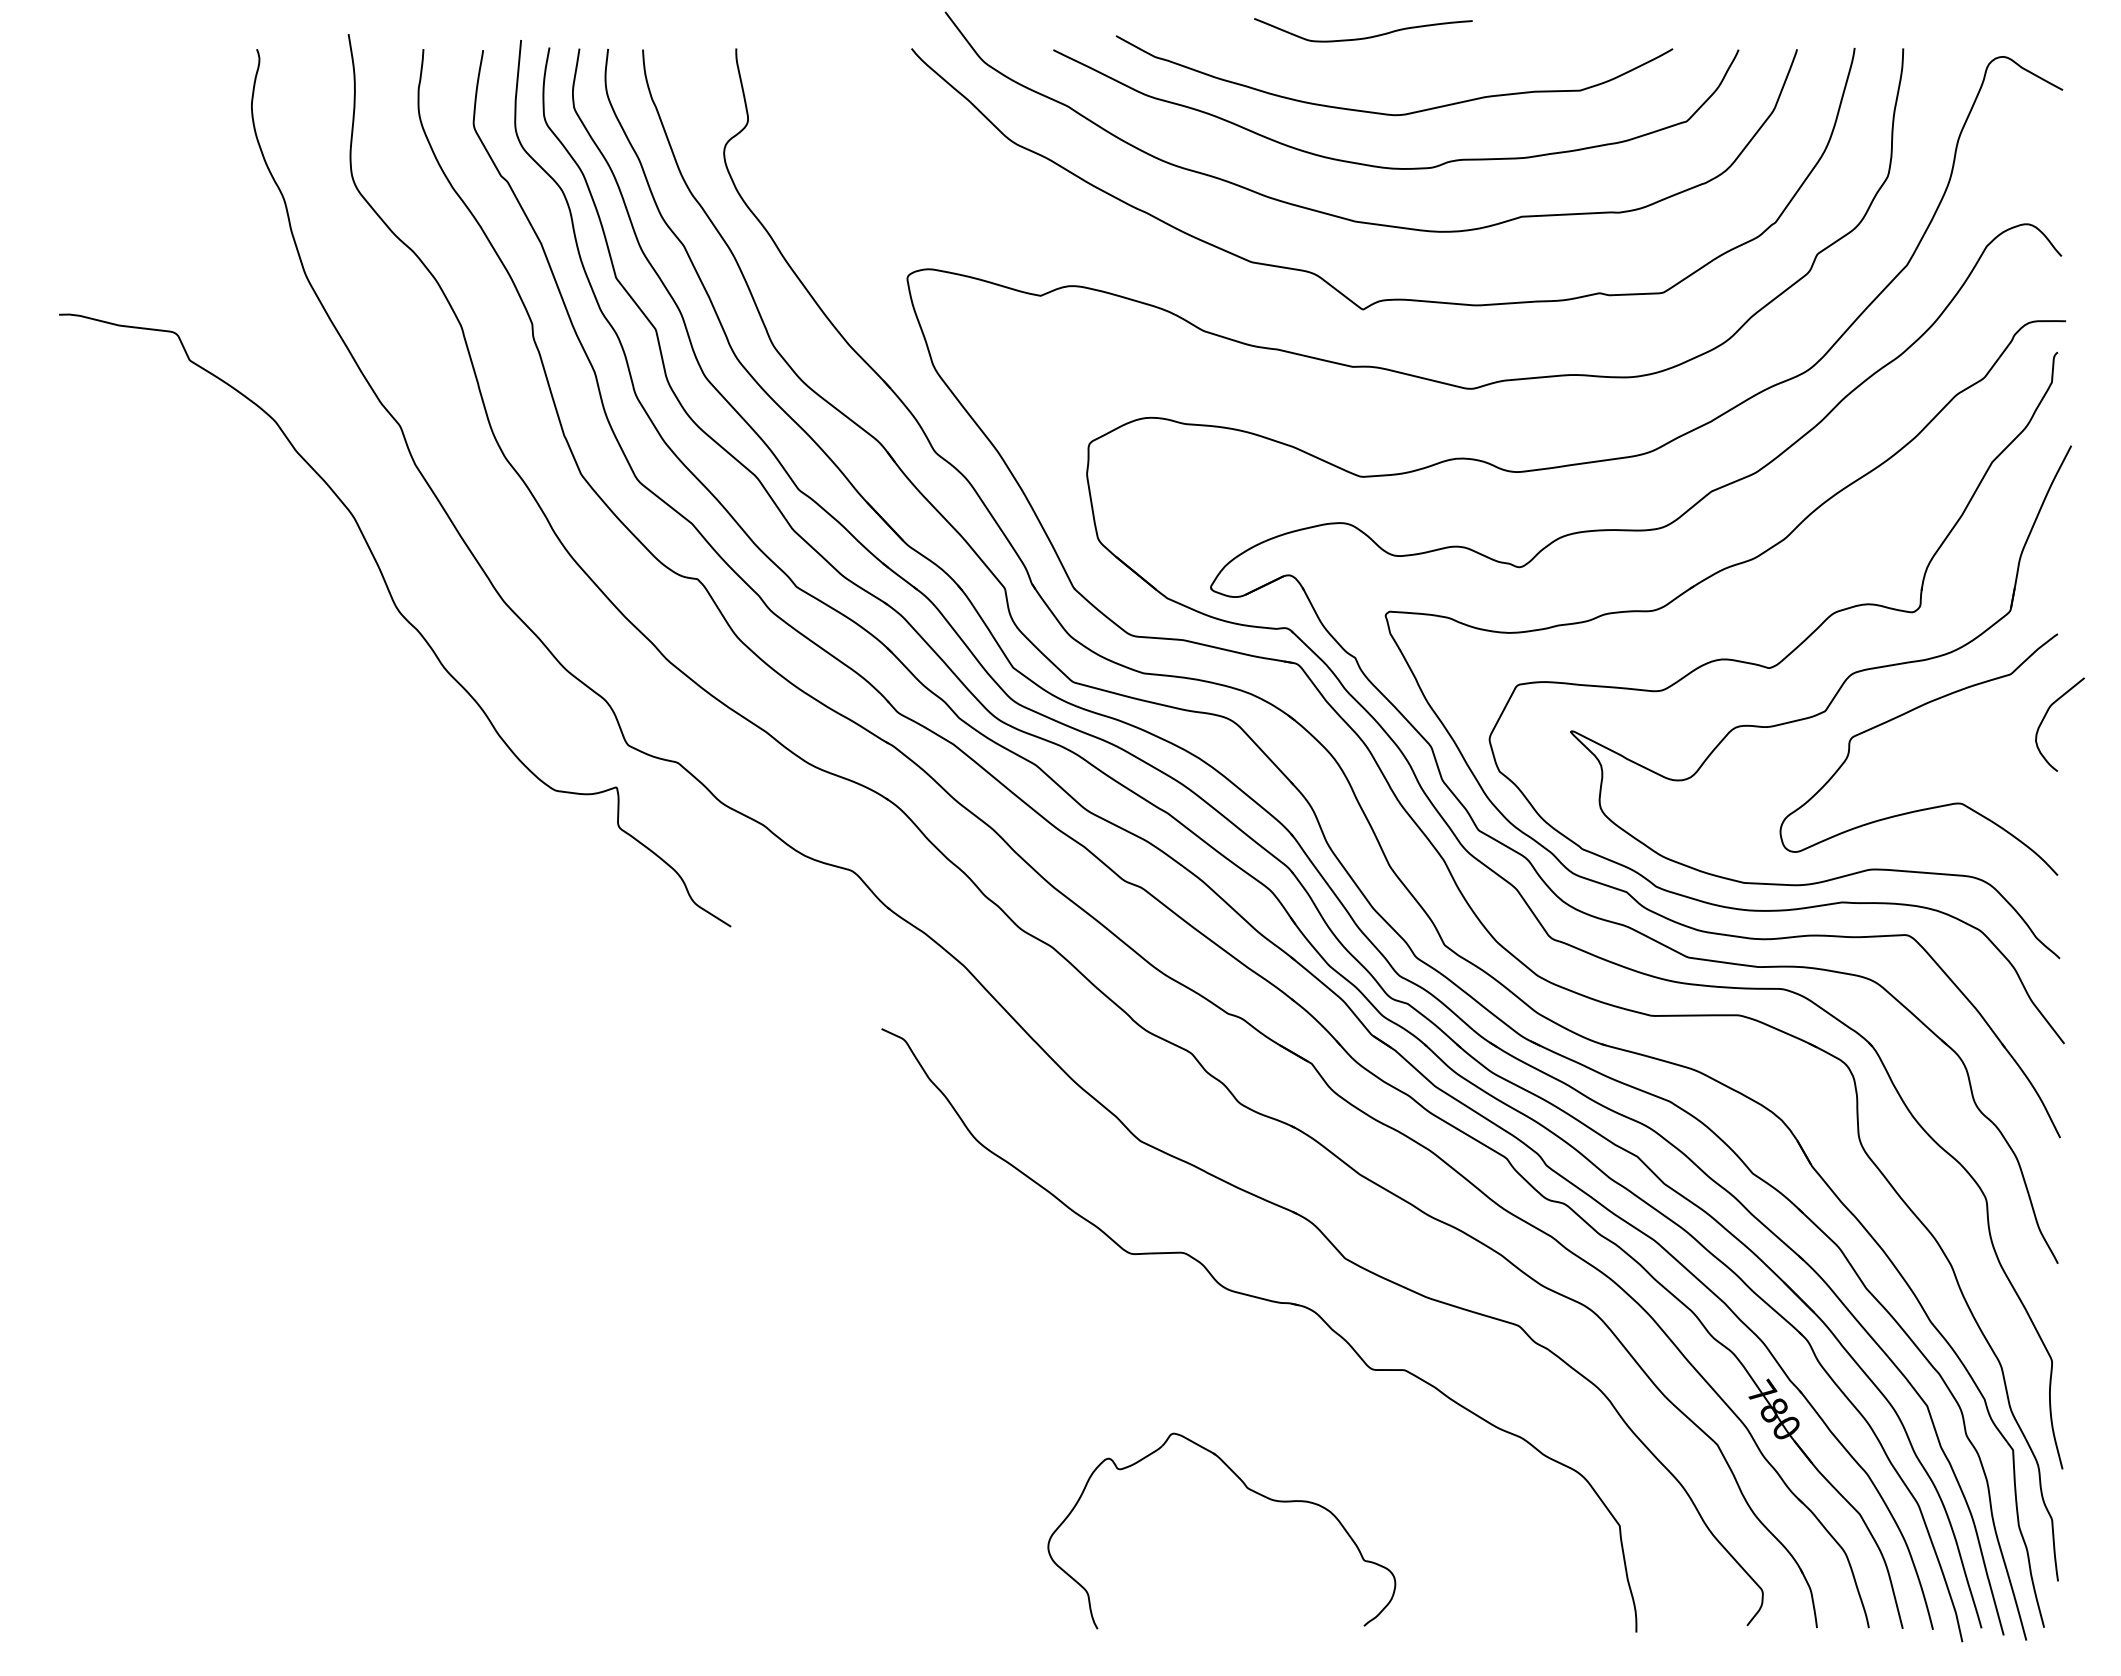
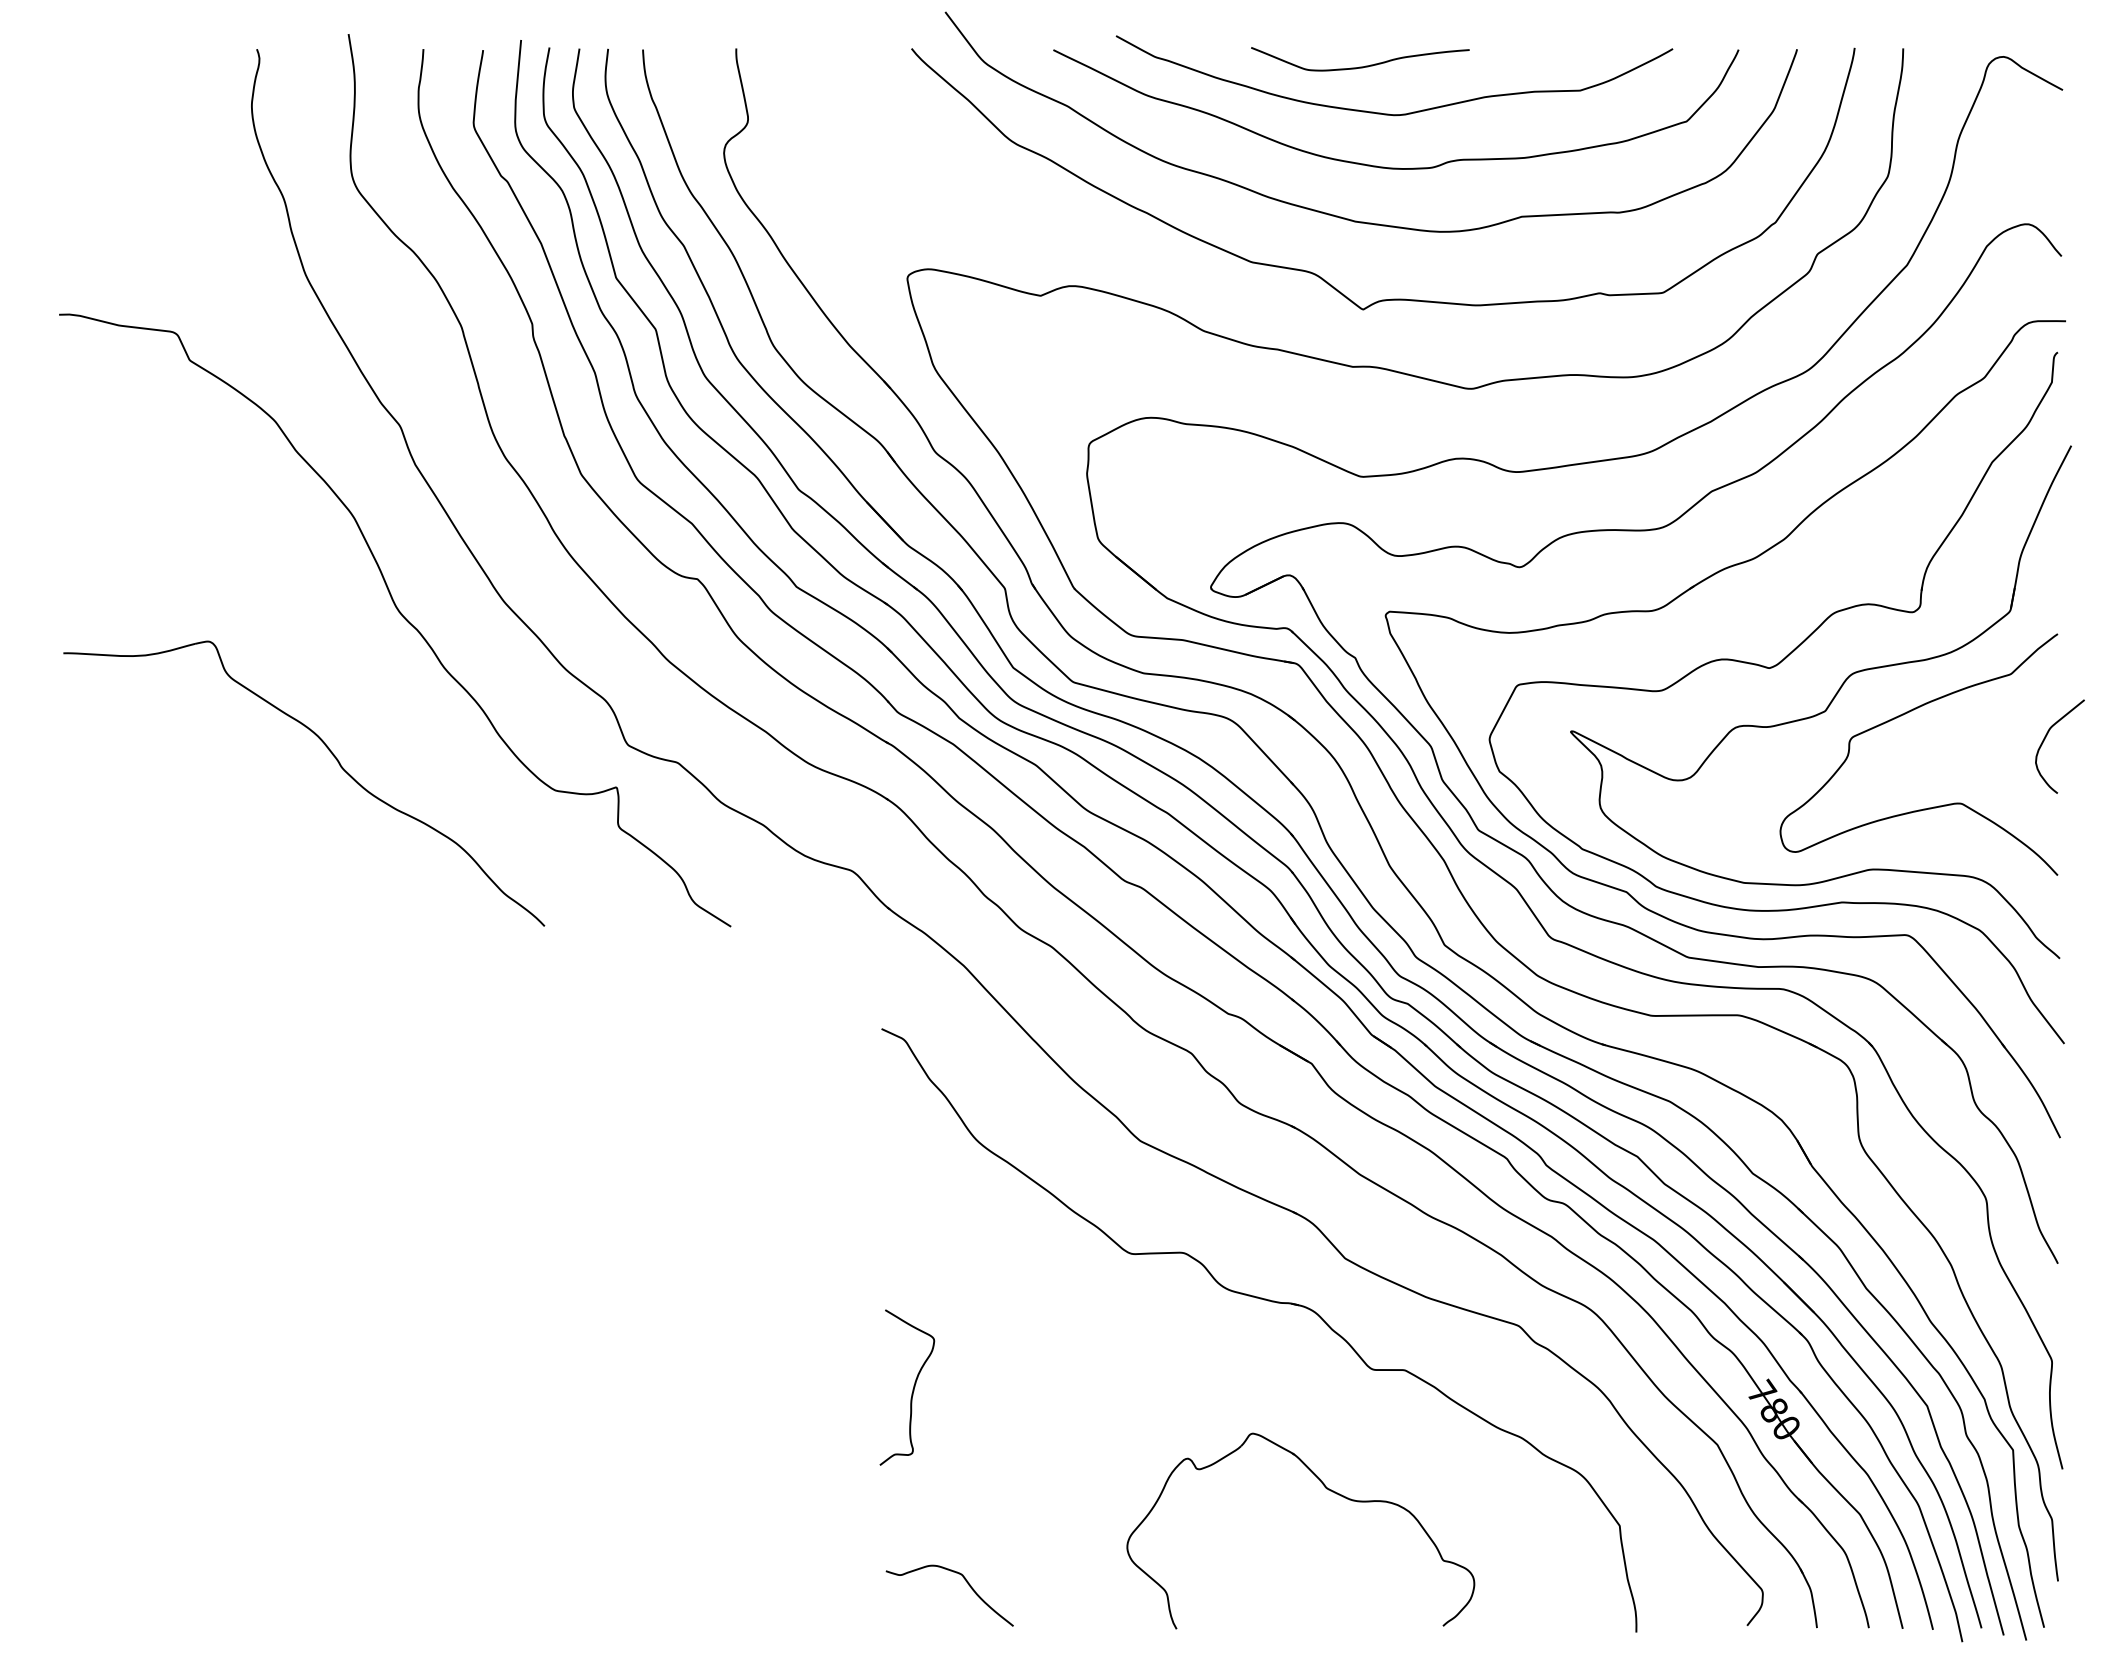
curve position: (1363, 37) -> (1360, 66) (1360, 66)
curve position: (2045, 717) -> (2045, 739) (2045, 739)
part: none -> present (337, 762)
curve: none -> present (912, 1389)
part position: (1247, 1489) -> (1326, 1489) (1326, 1489)
curve: none -> present (965, 1581)
